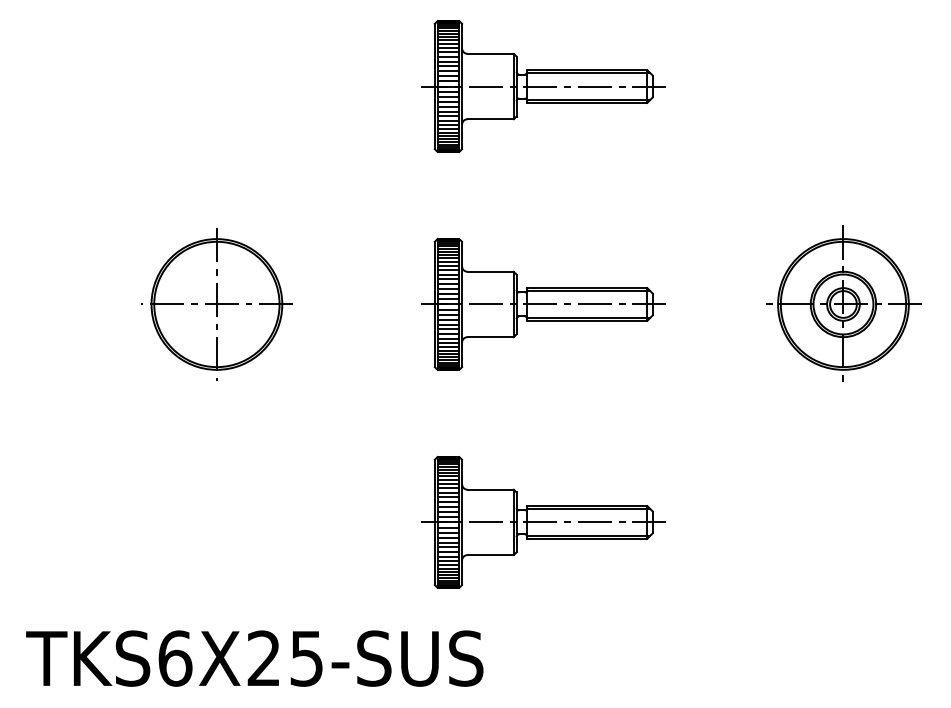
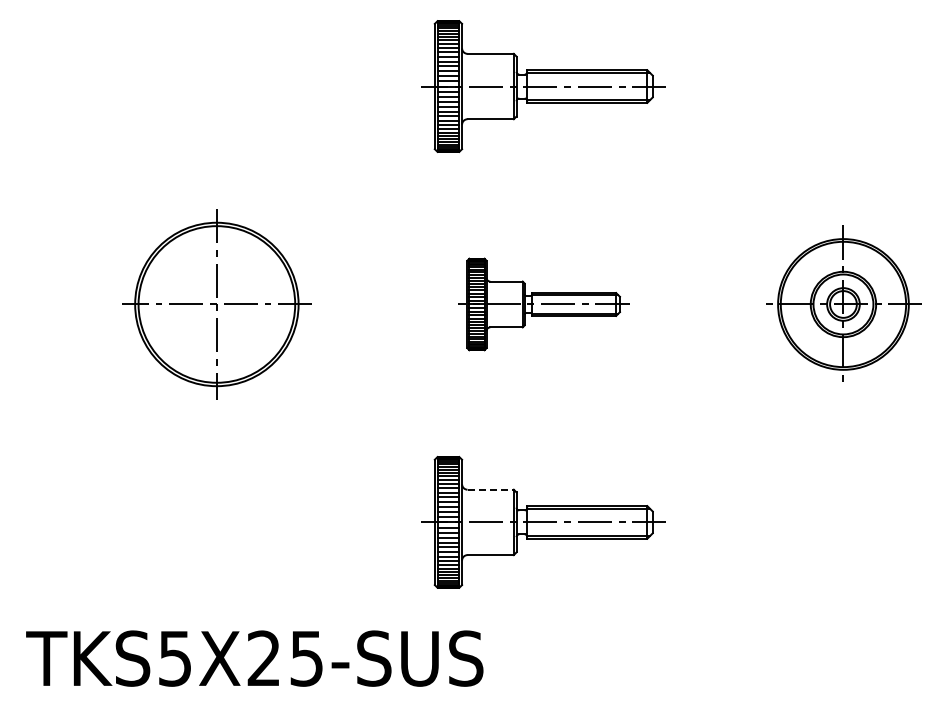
part size: 152x153 px -> 190x191 px (216, 304)
part size: 245x133 px -> 172x95 px (543, 304)
line: solid -> dashed (491, 489)
text: TKS6X25-SUS -> TKS5X25-SUS (175, 658)
